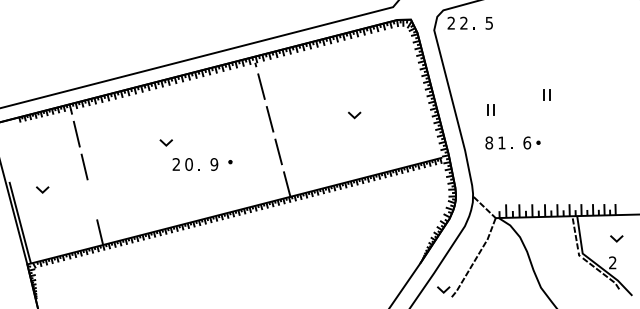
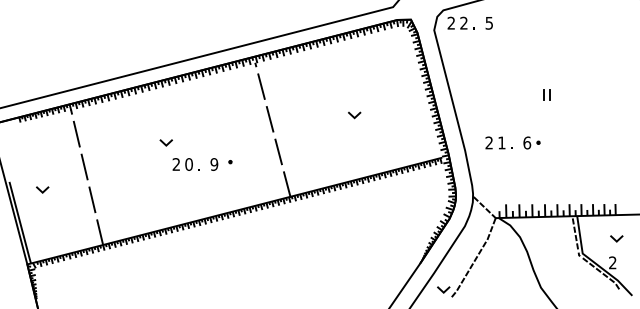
part: present -> none (490, 109)
text: 8 -> 2 (489, 142)
line: none -> present (92, 199)
